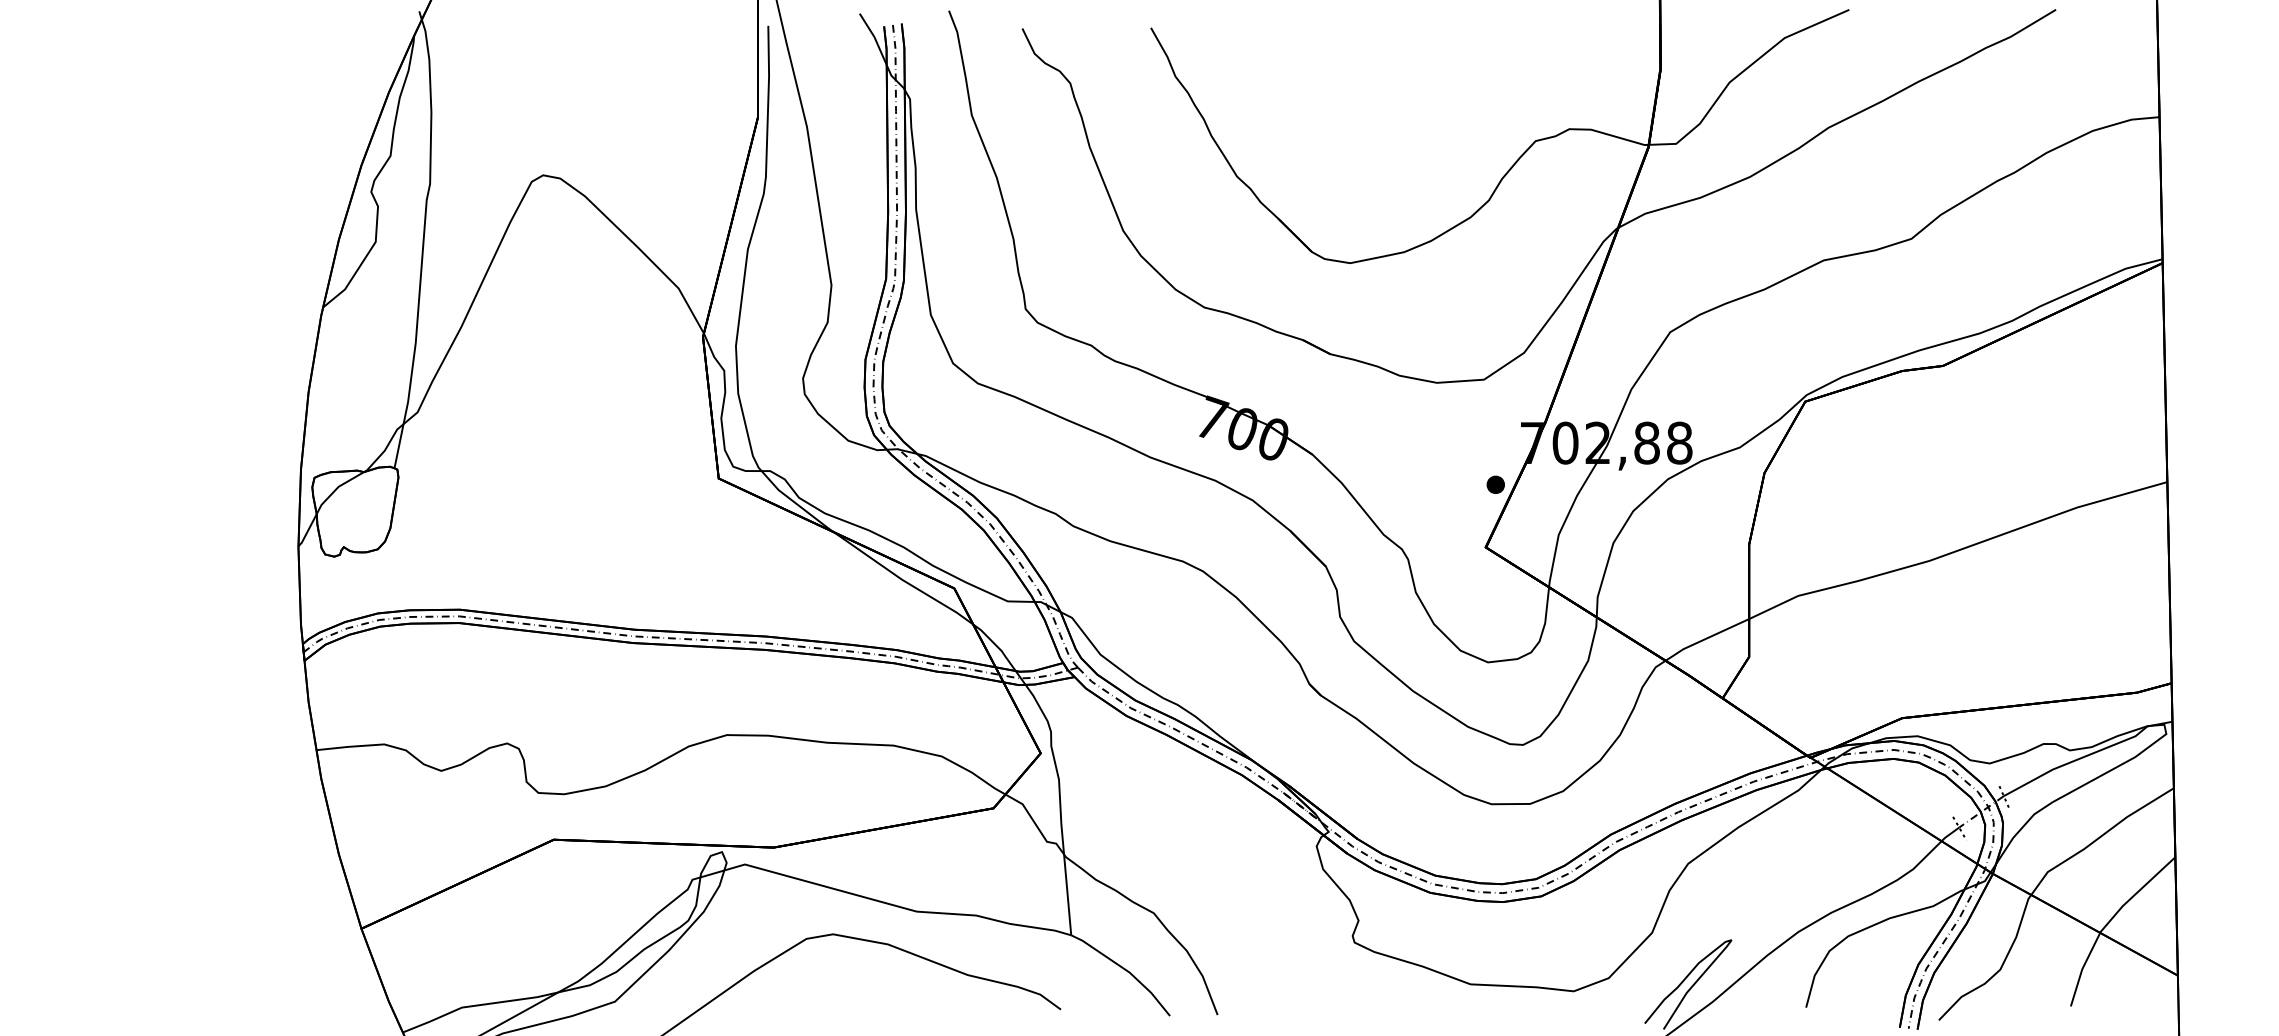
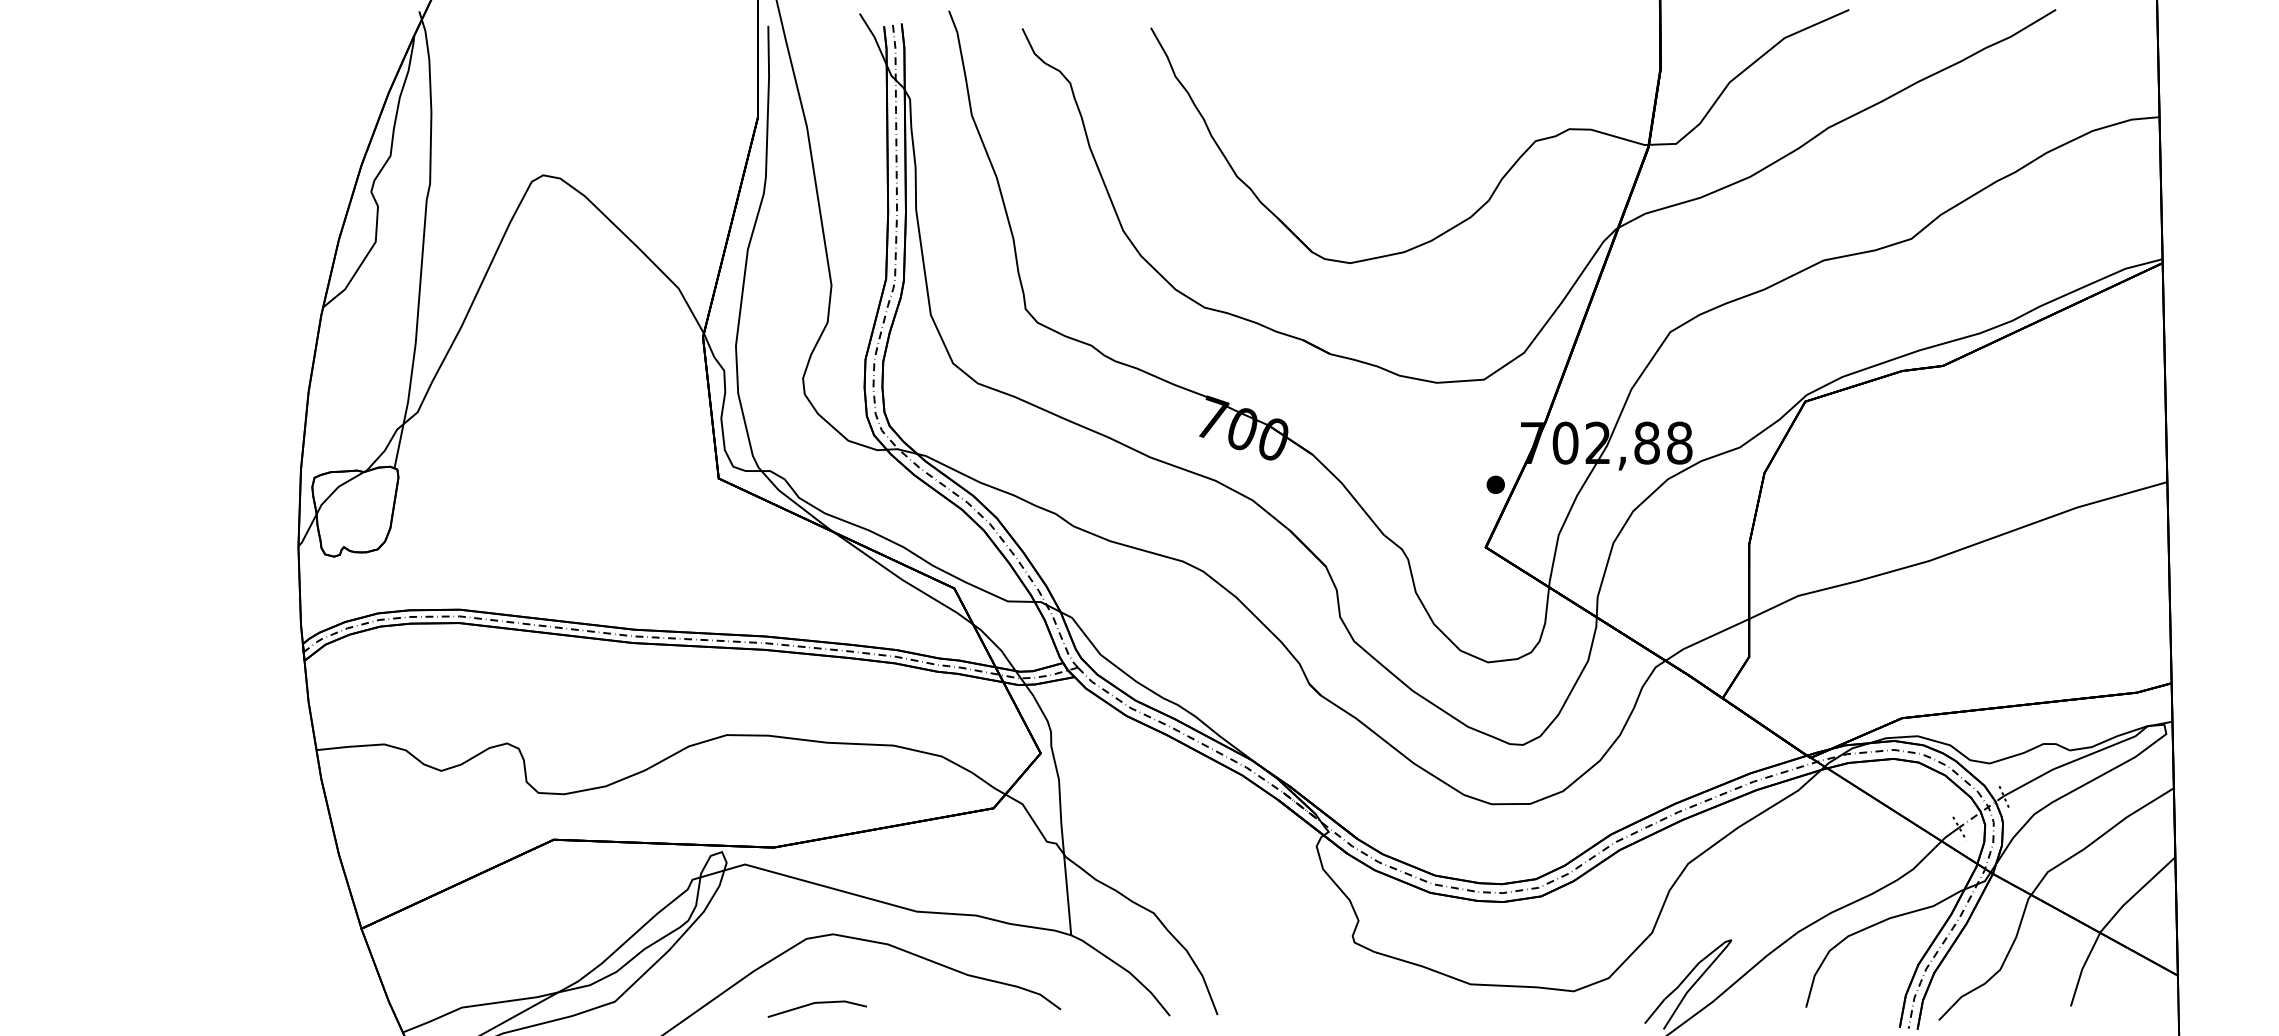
line: none -> present (816, 1003)
